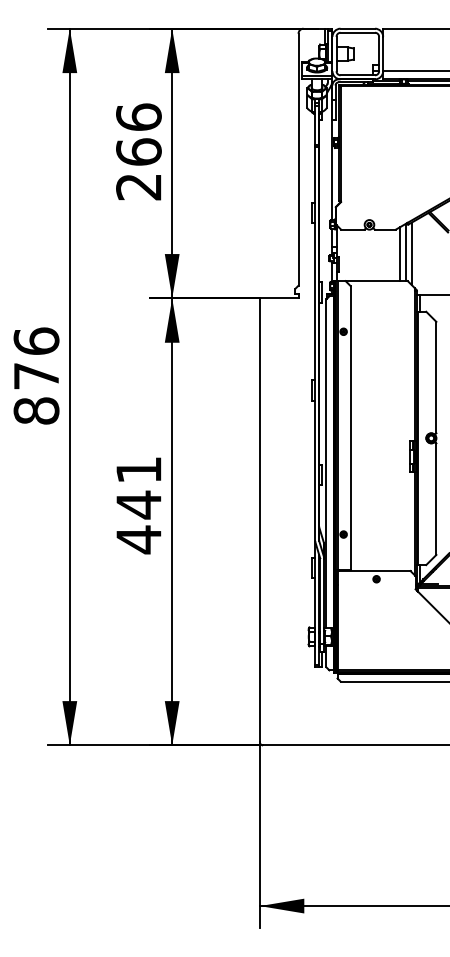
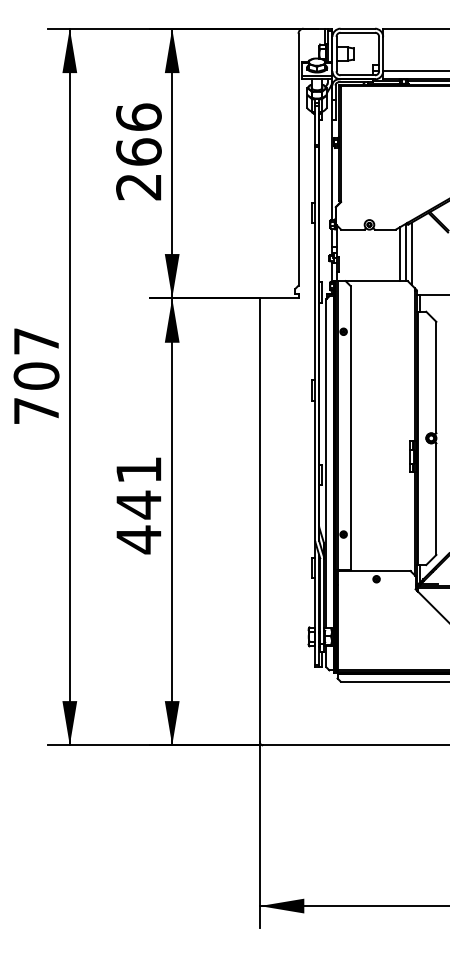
text: 876 -> 707 (36, 375)
